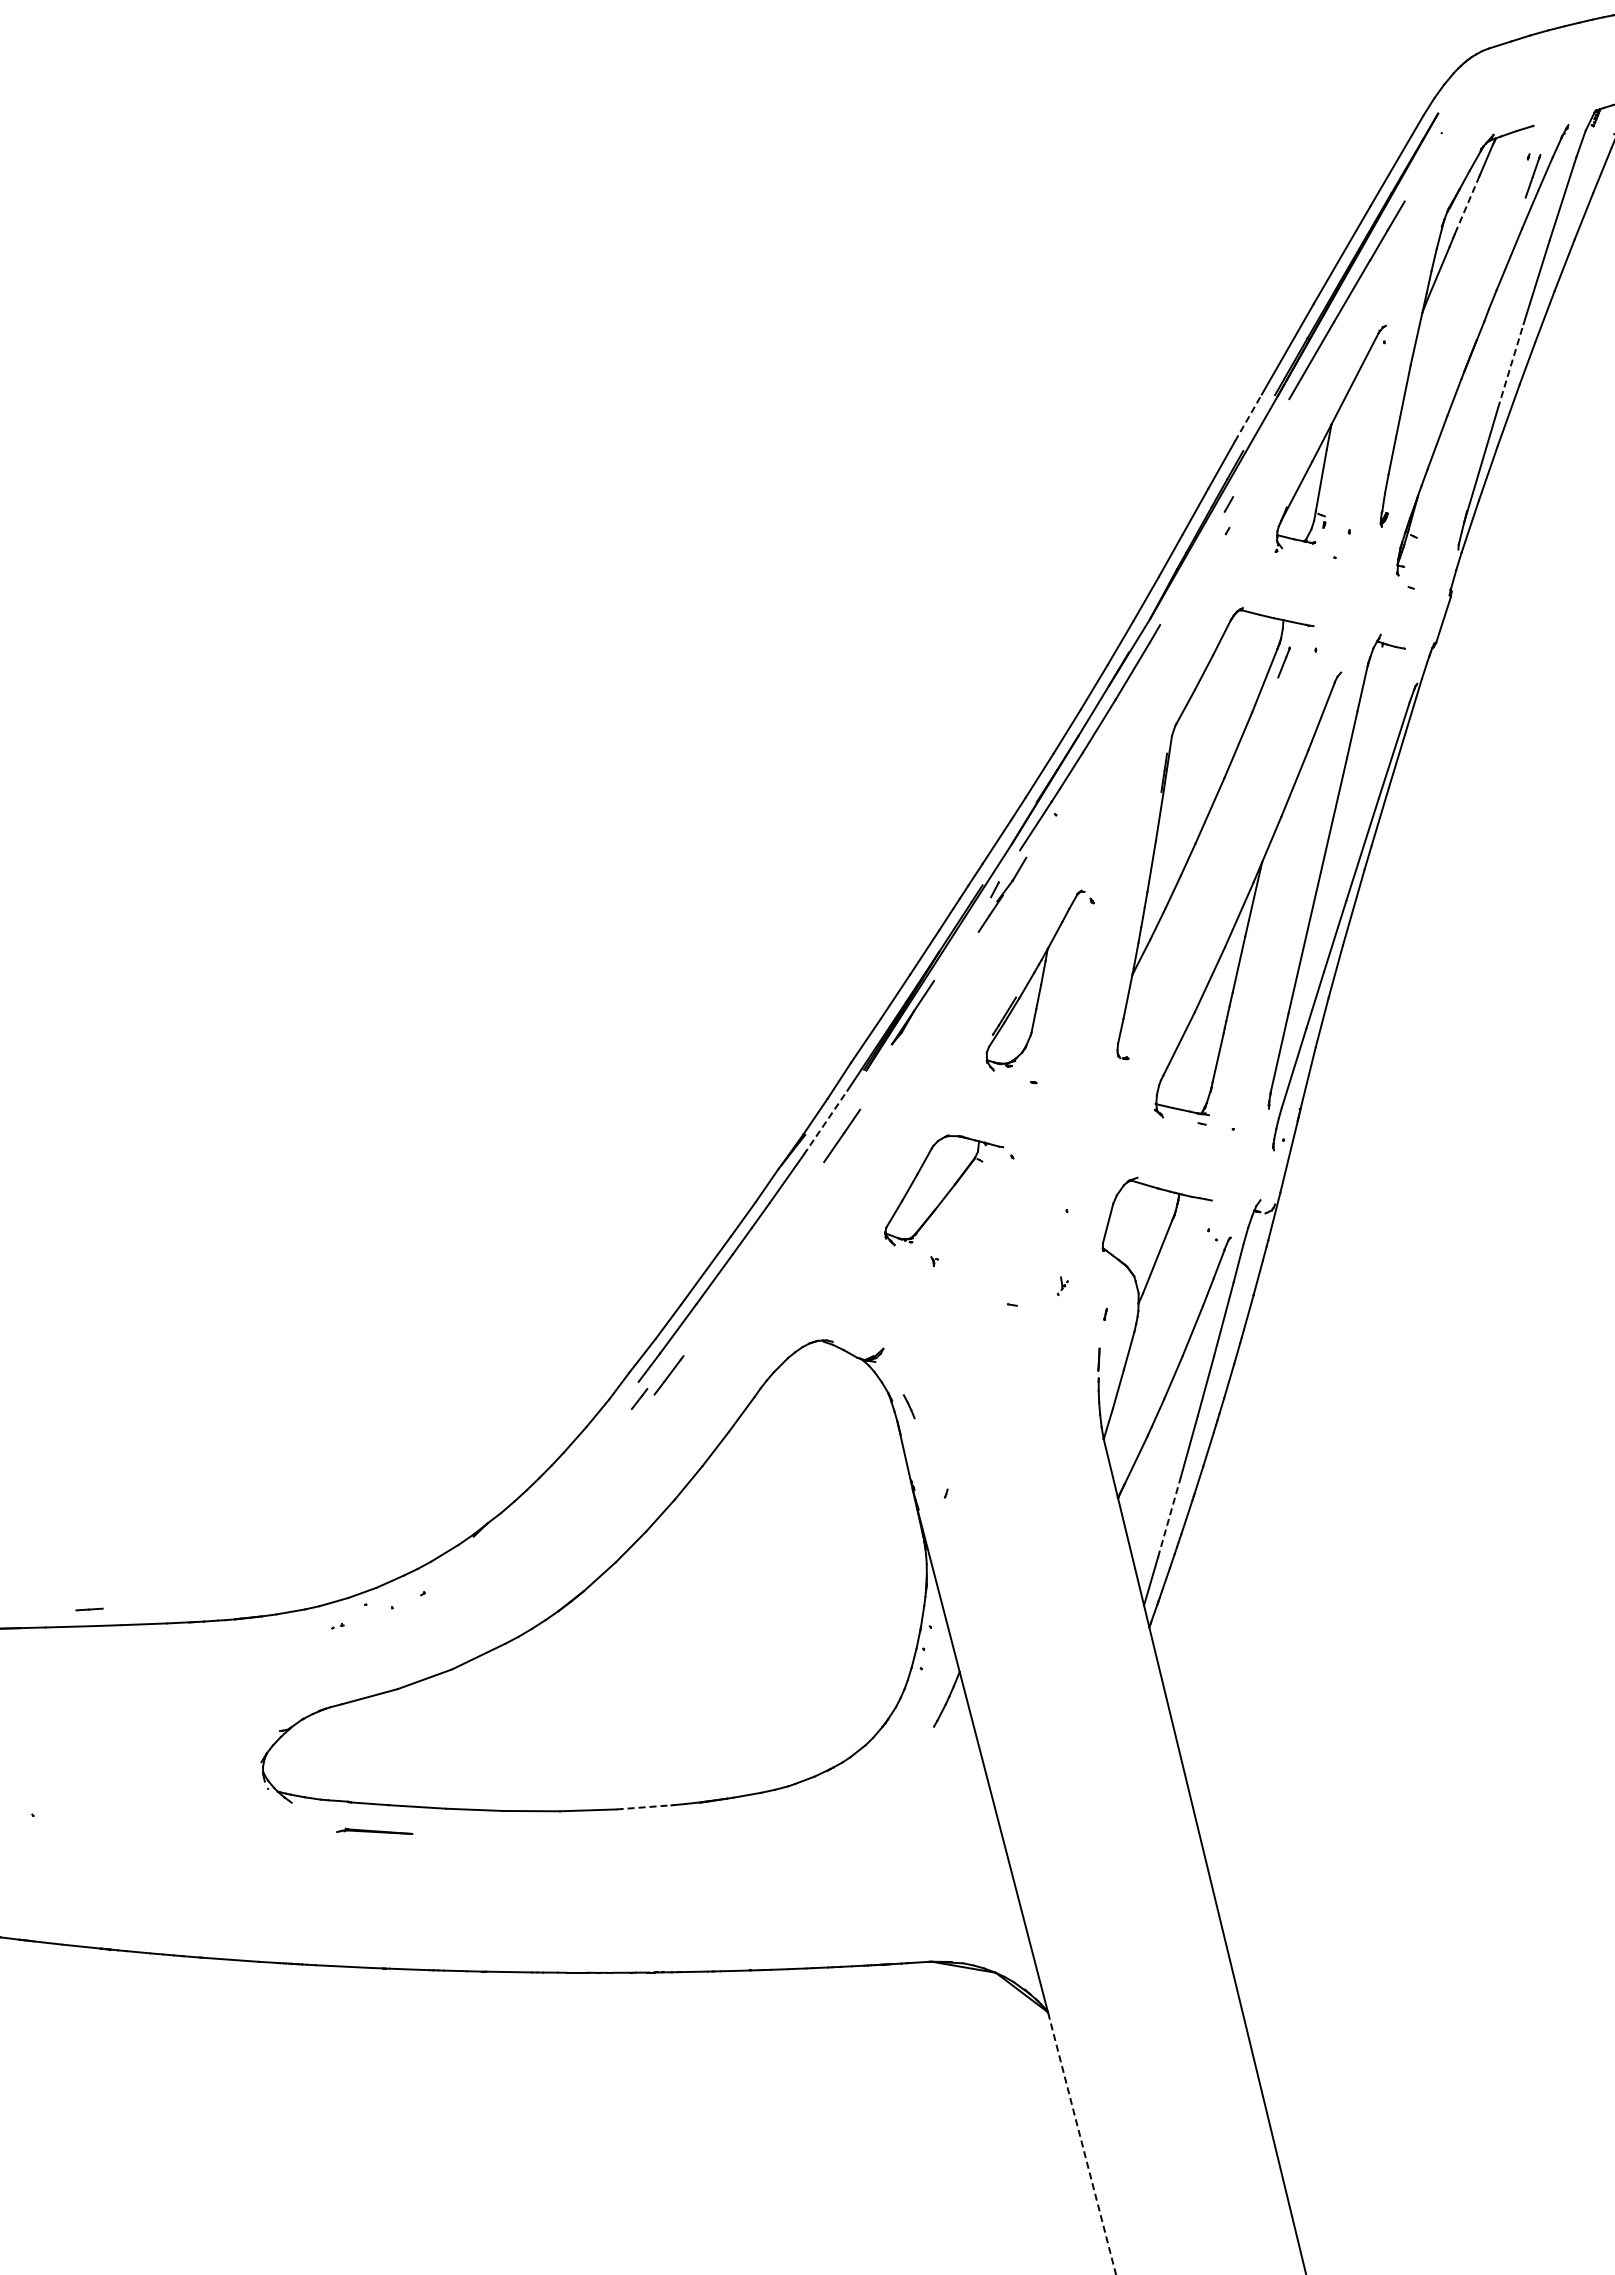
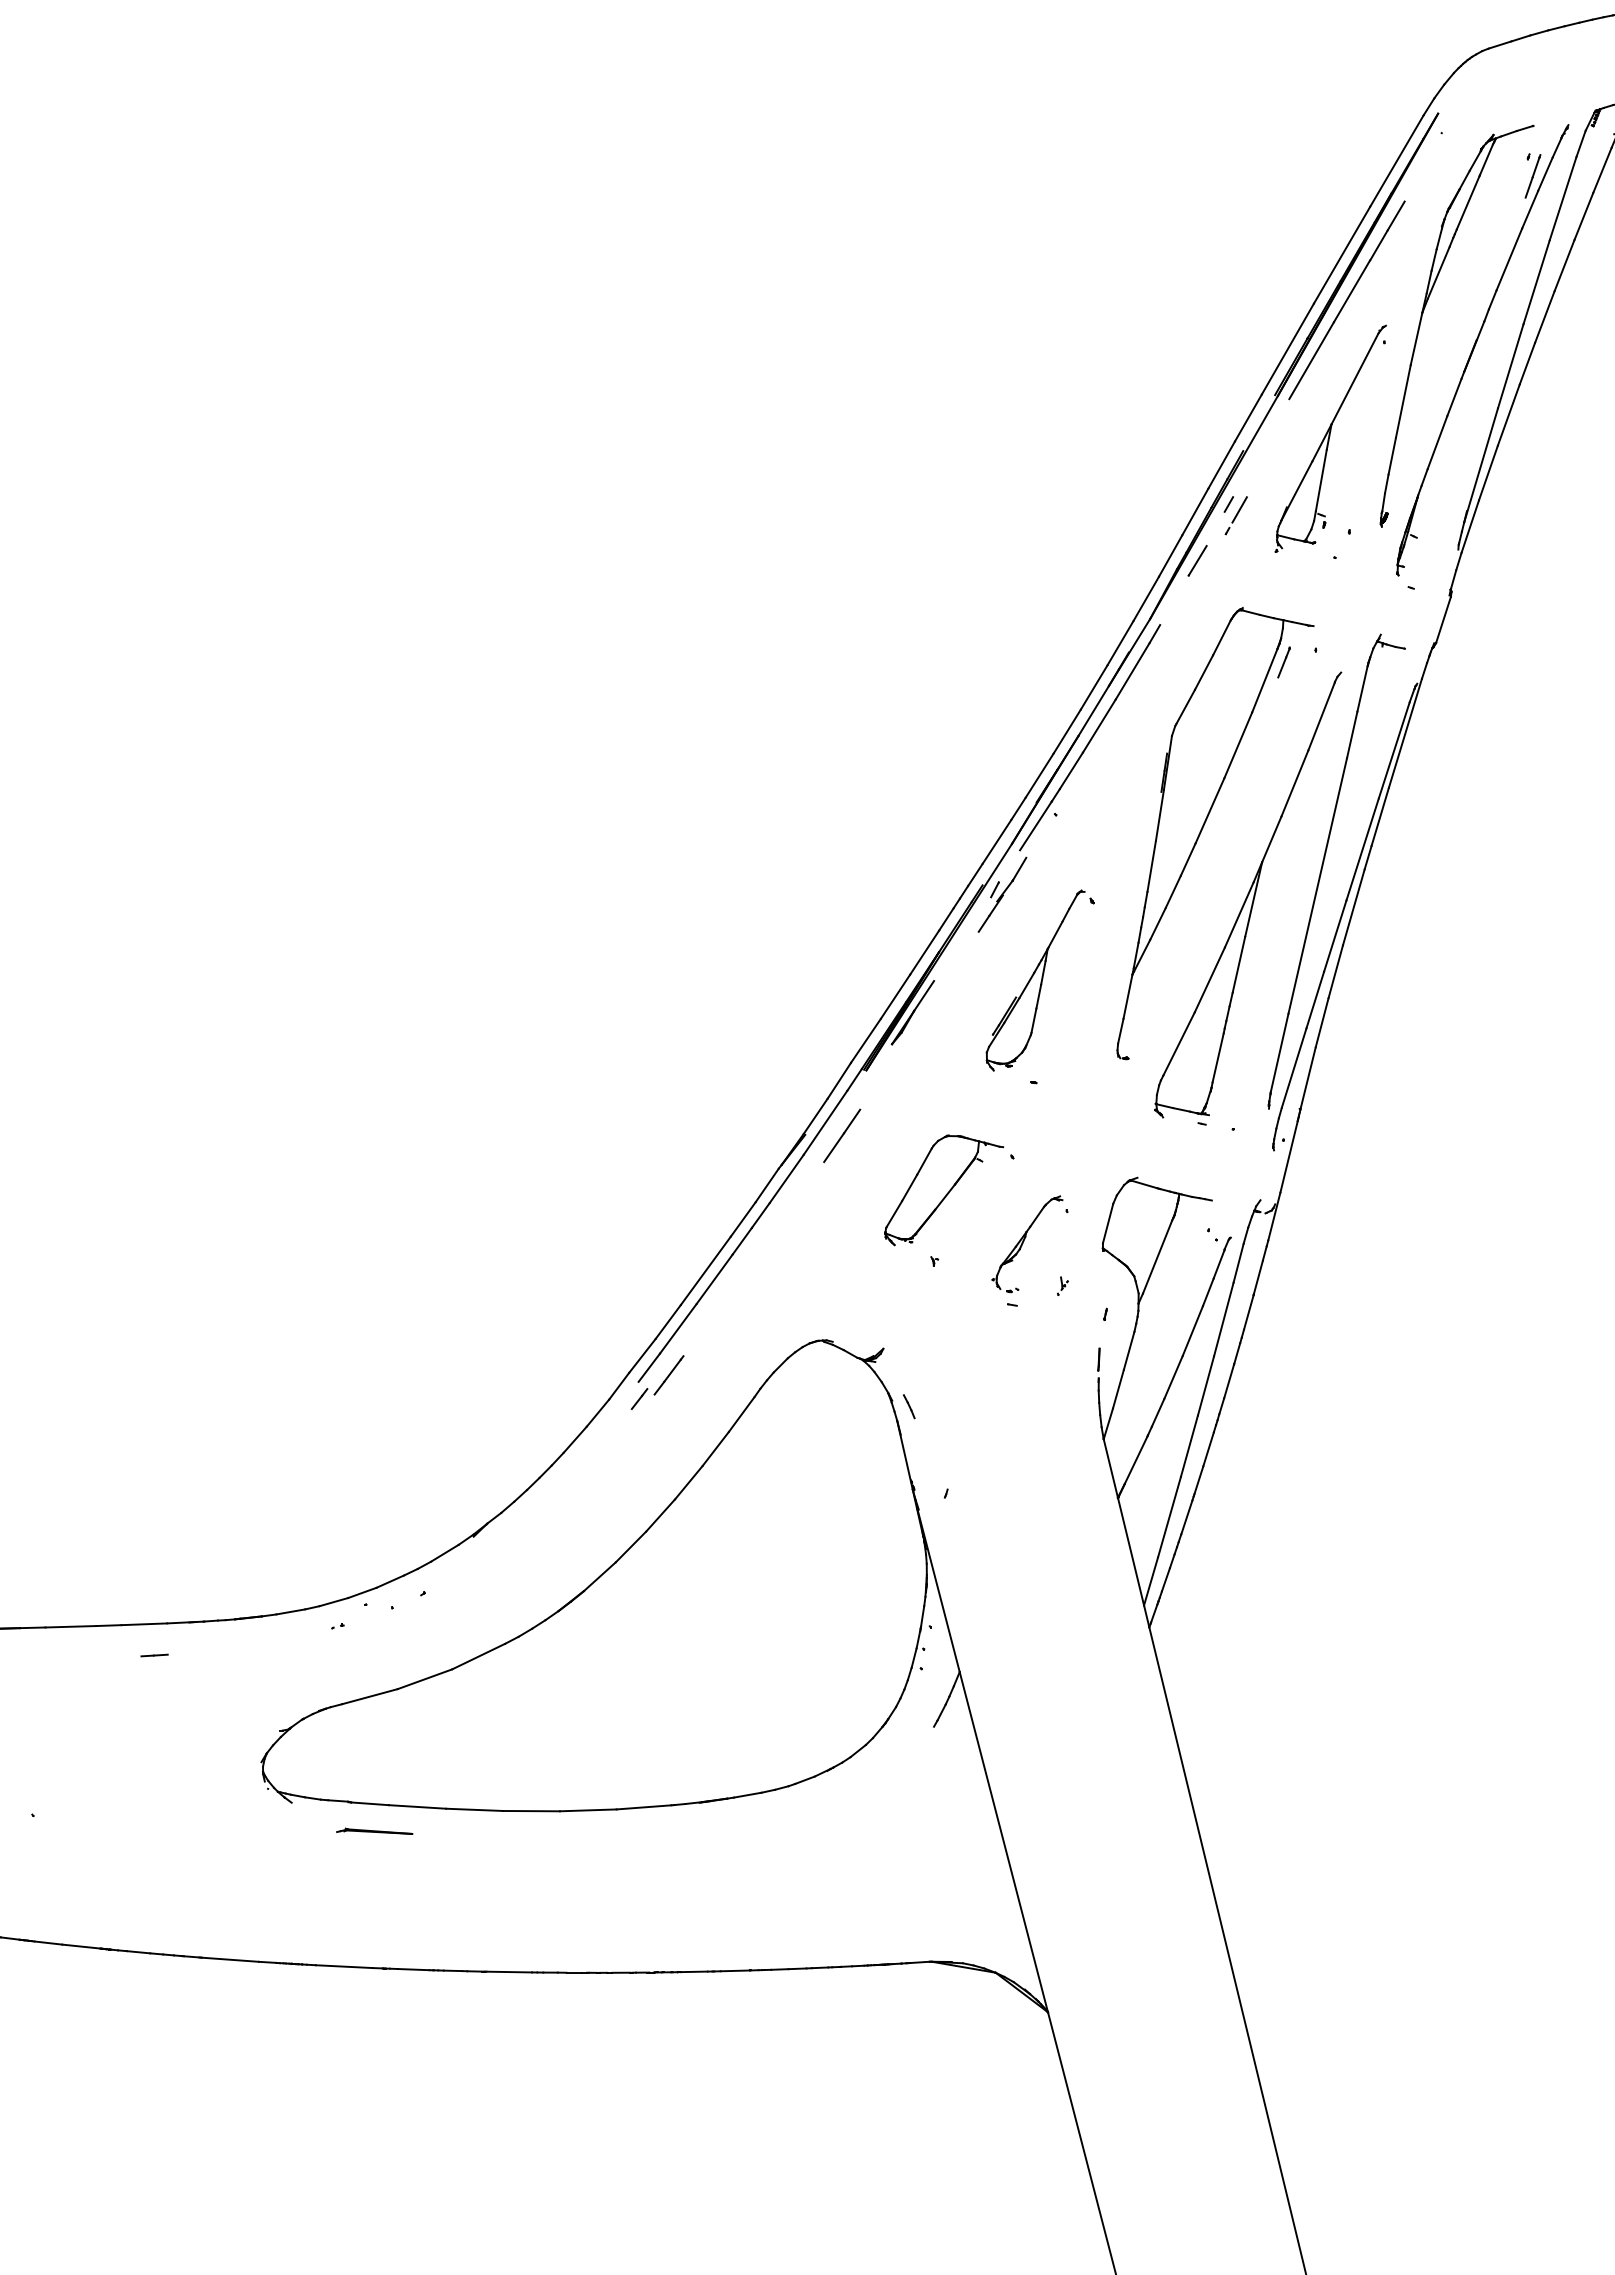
line: dashed -> solid (1468, 202)
line: dashed -> solid (1510, 365)
line: dashed -> solid (1248, 417)
line: none -> present (1239, 509)
line: none -> present (1197, 560)
line: dashed -> solid (825, 1122)
part: none -> present (1027, 1244)
line: dashed -> solid (1169, 1517)
line position: (89, 1609) -> (154, 1655) (154, 1655)
line: dashed -> solid (644, 1807)
line: dashed -> solid (1081, 2143)
